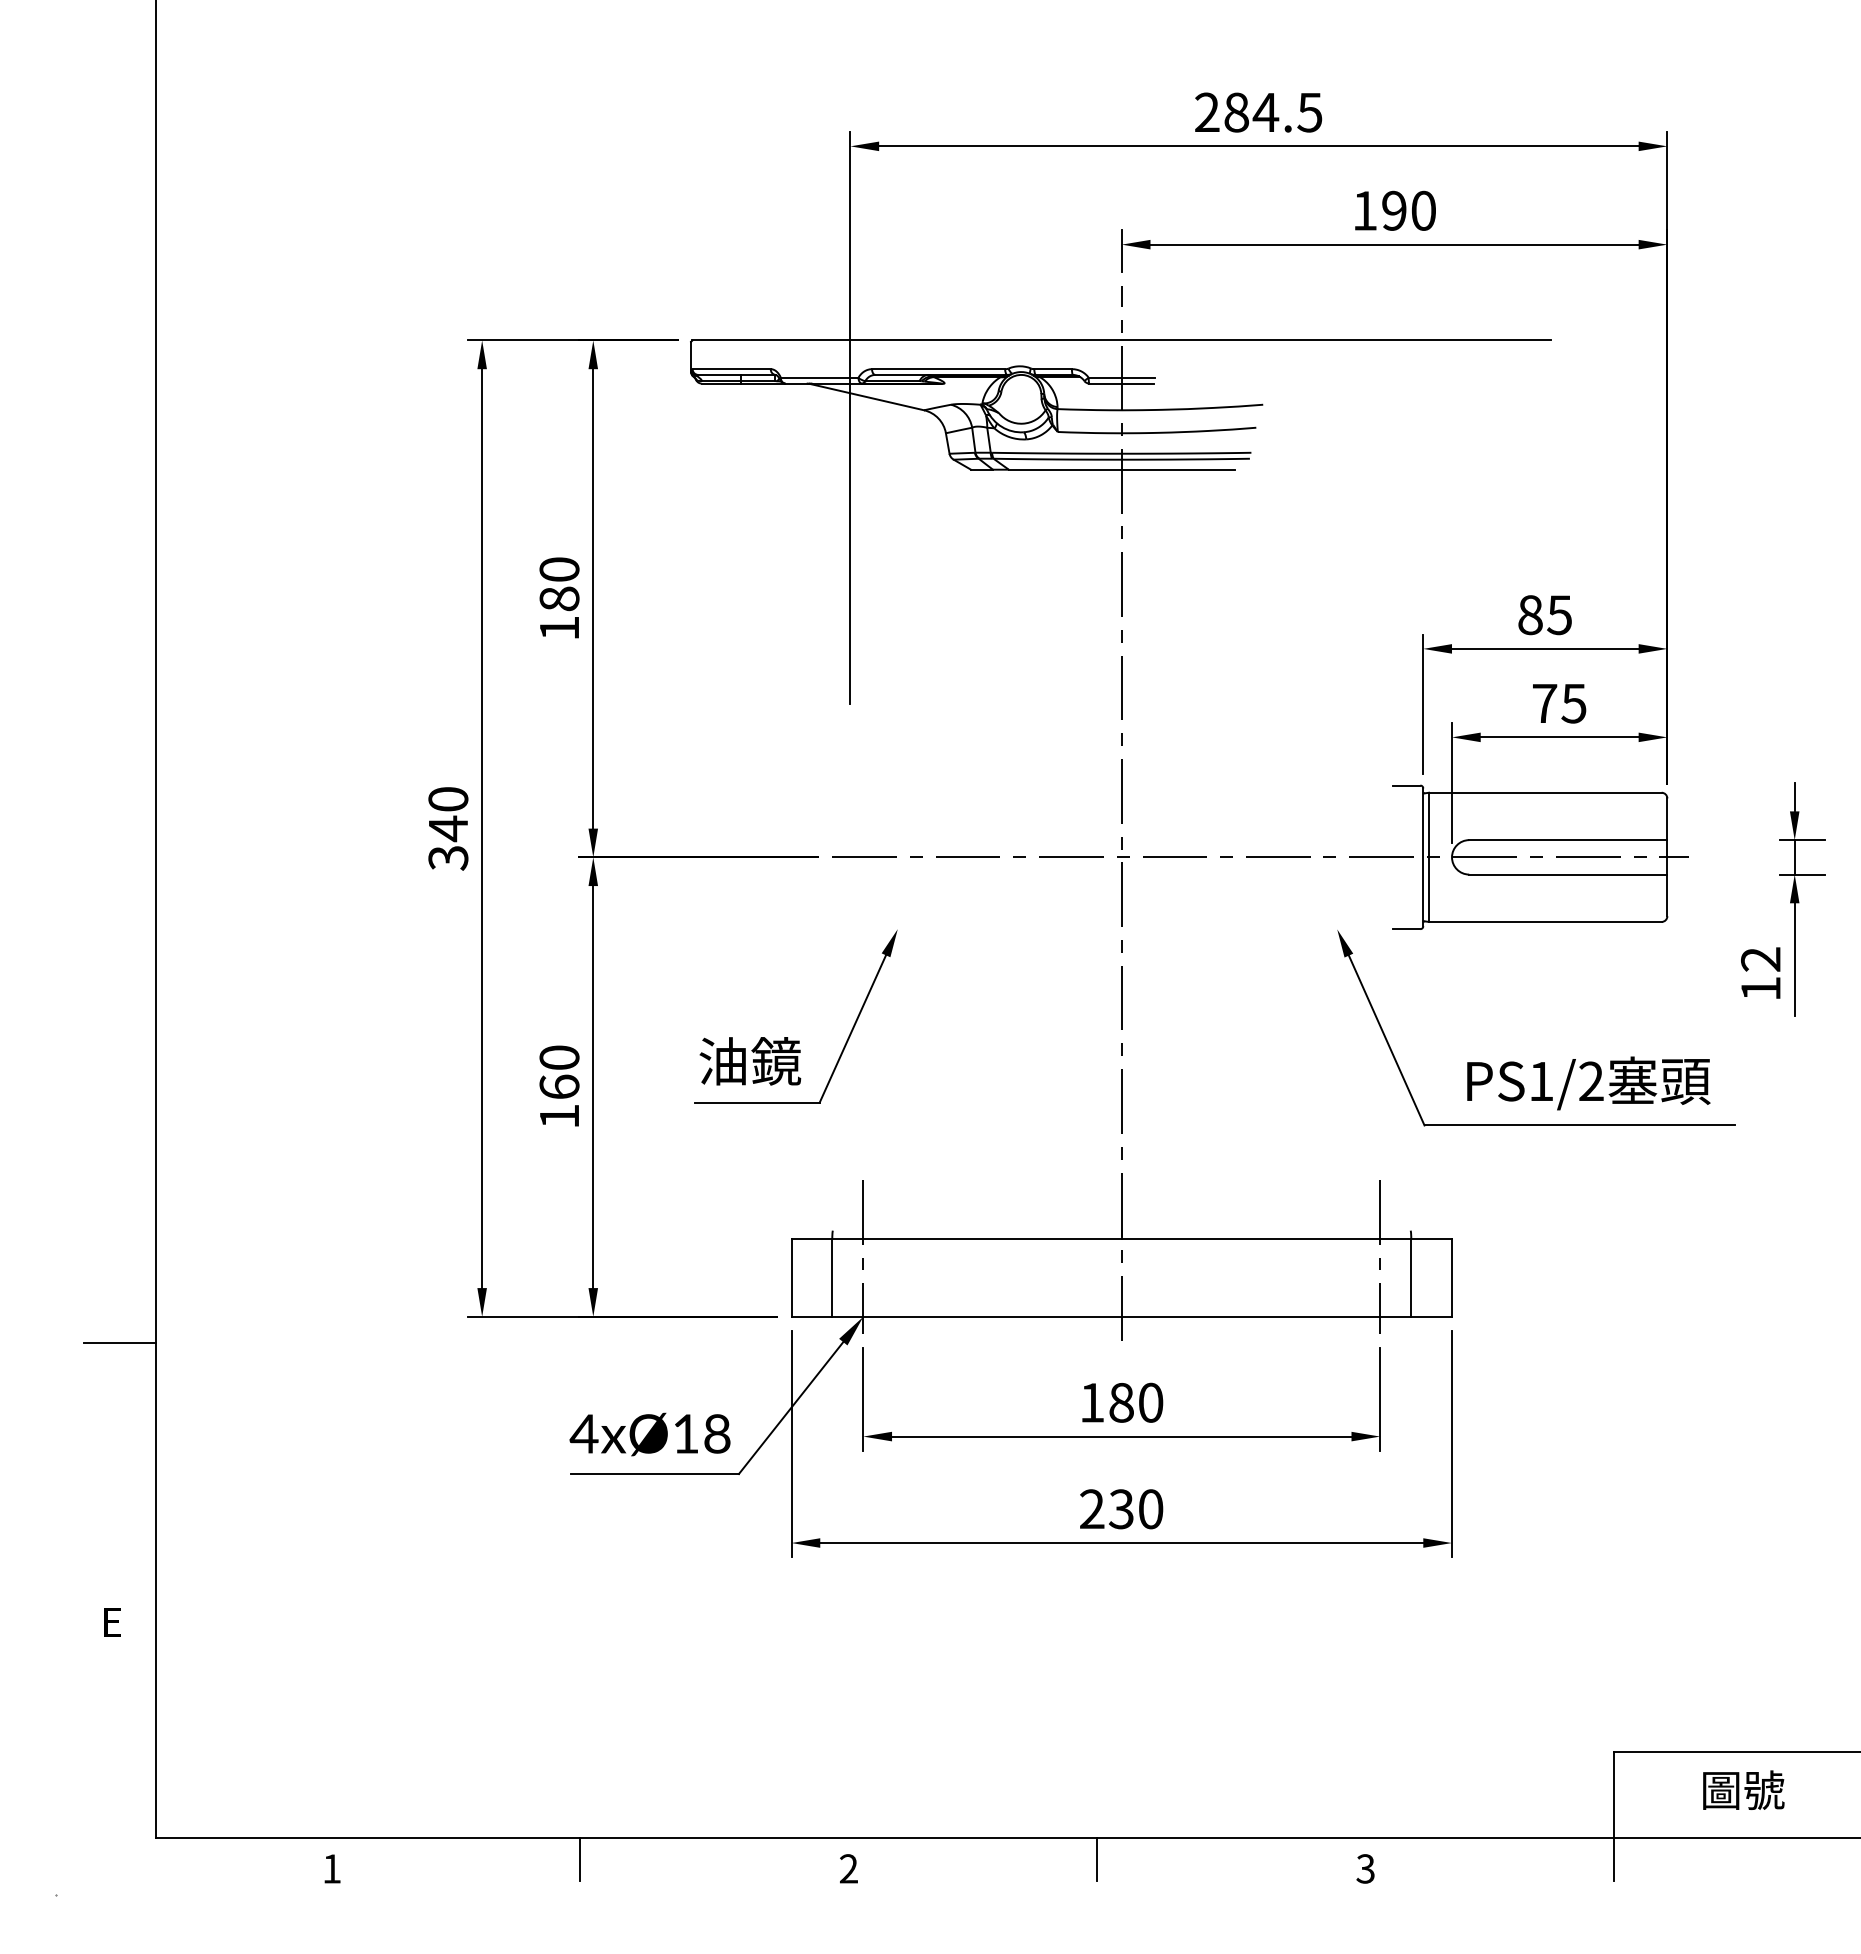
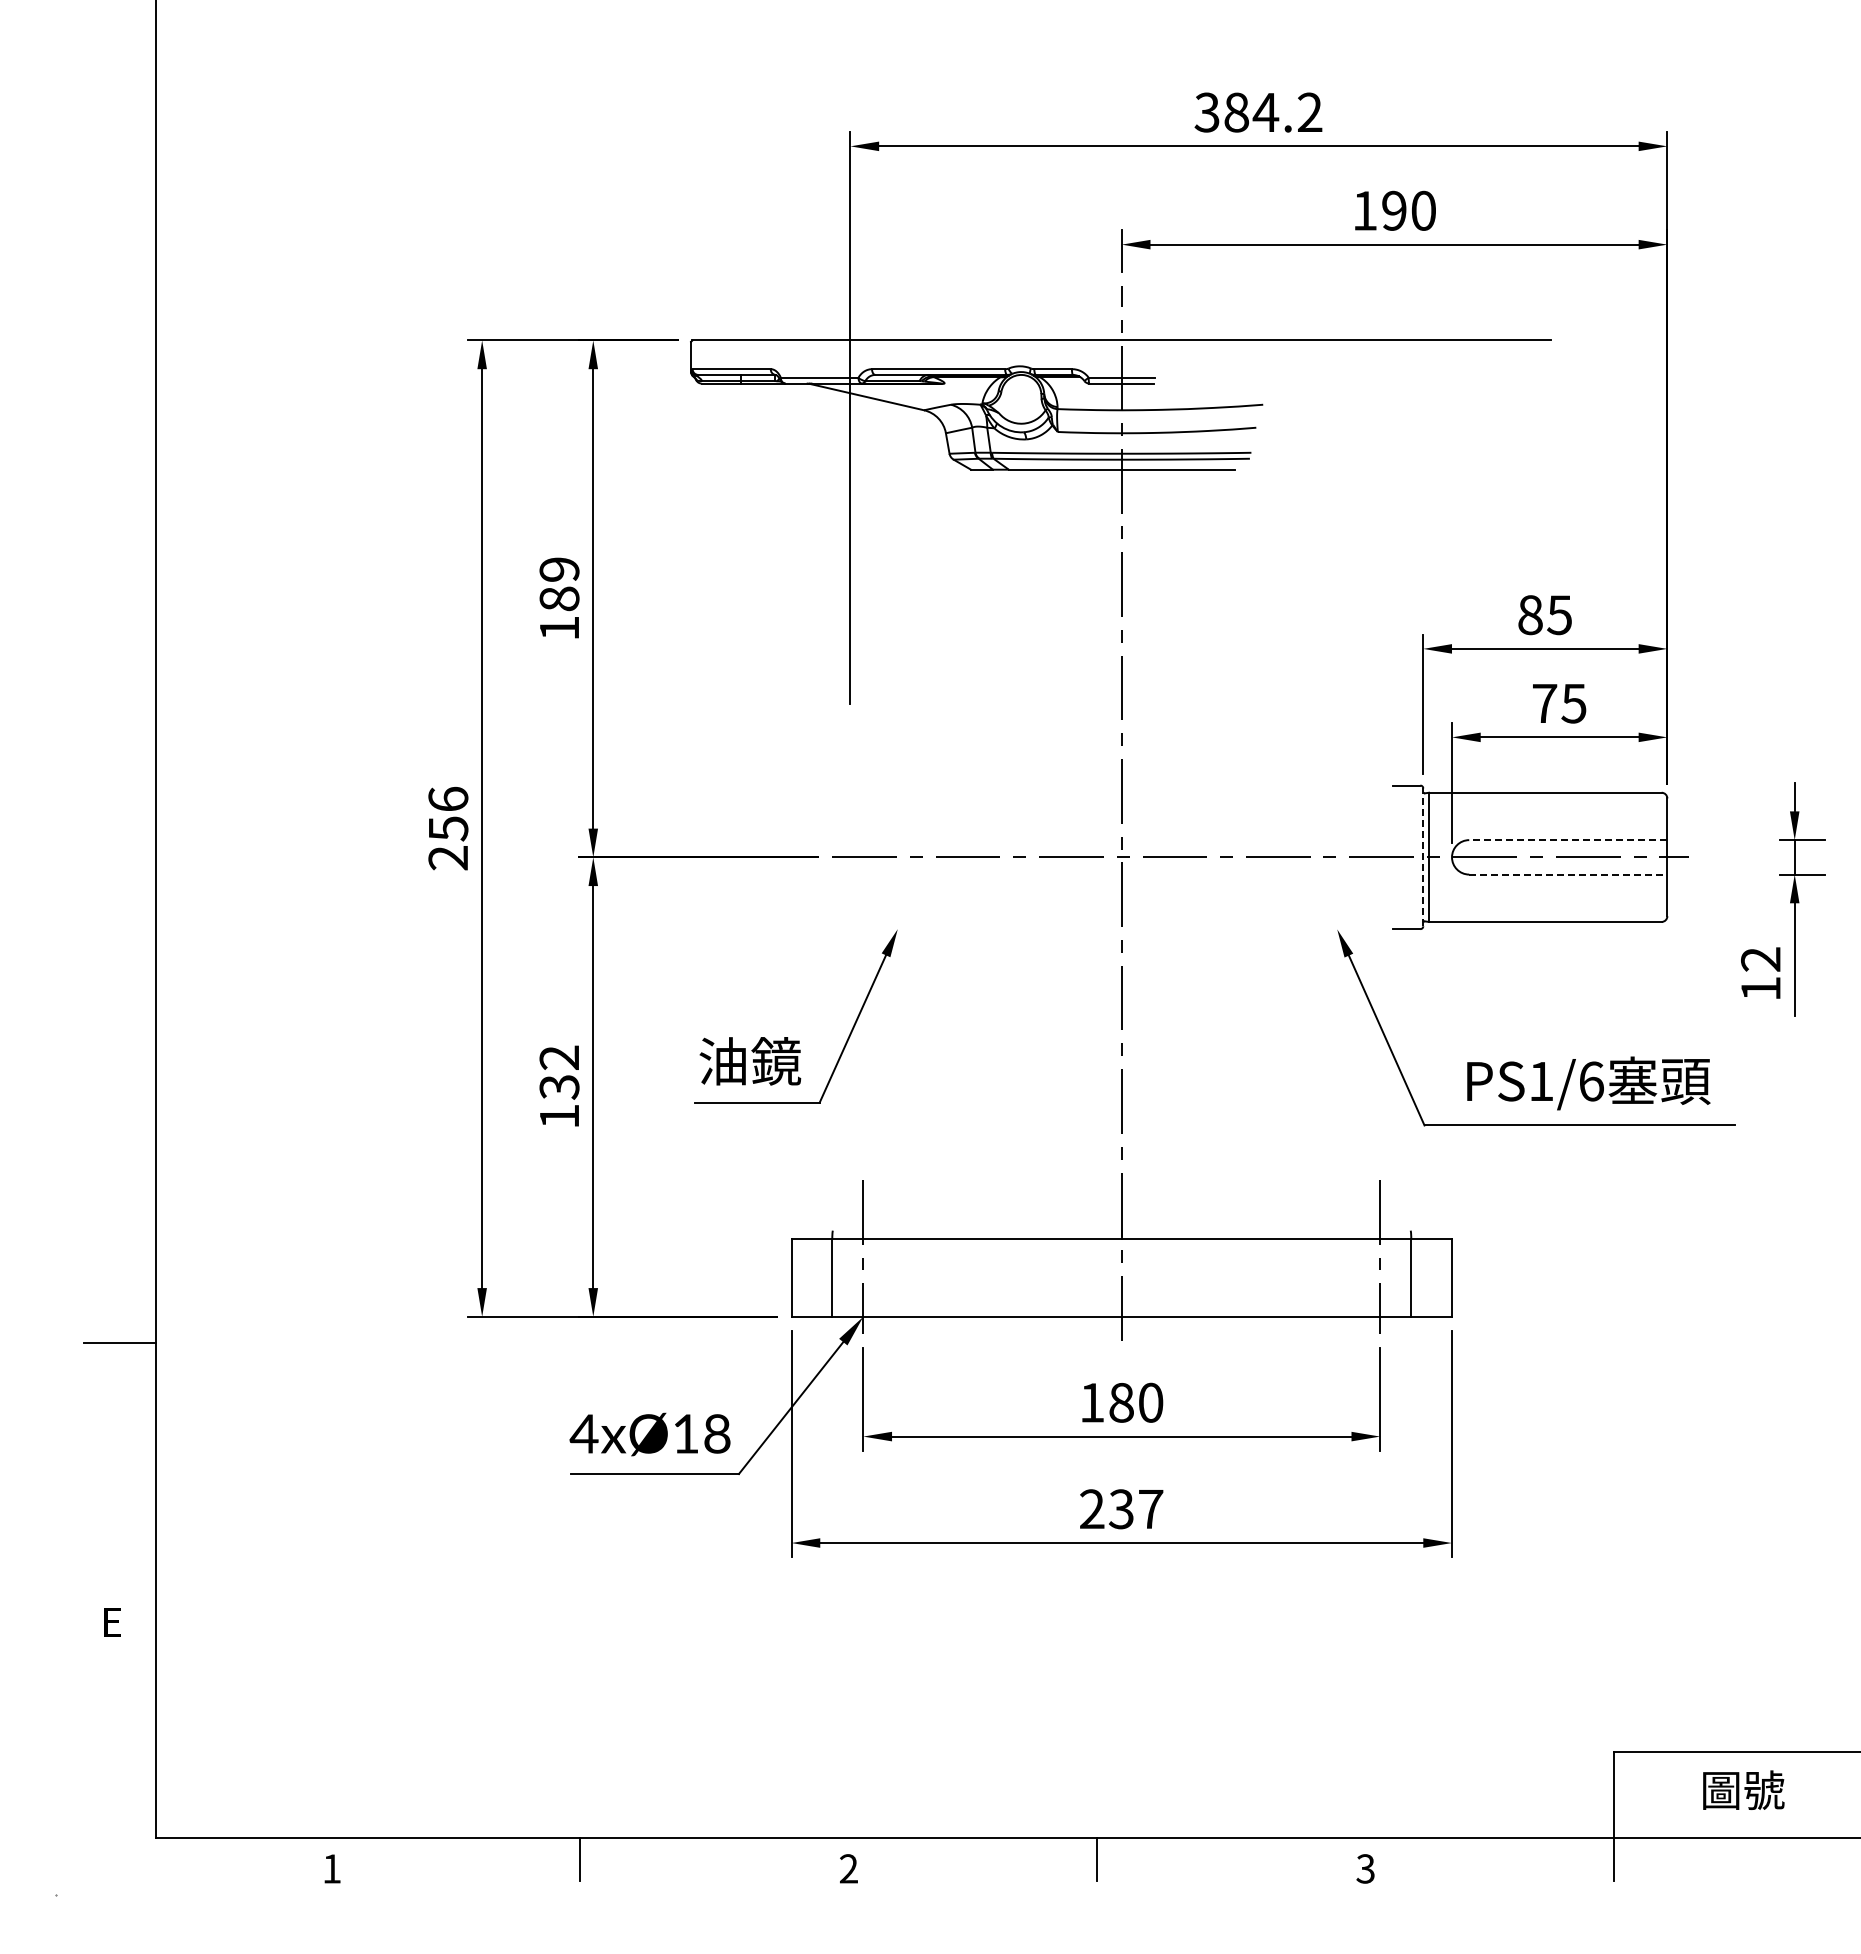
text: 284.5 -> 384.2 (1258, 112)
text: 180 -> 189 (559, 569)
text: 340 -> 256 (448, 828)
line: solid -> dashed (1567, 840)
line: solid -> dashed (1423, 857)
line: solid -> dashed (1568, 874)
text: 160 -> 132 (559, 1072)
text: PS1/2 -> PS1/6 (1591, 1081)
text: 230 -> 237 (1151, 1509)
